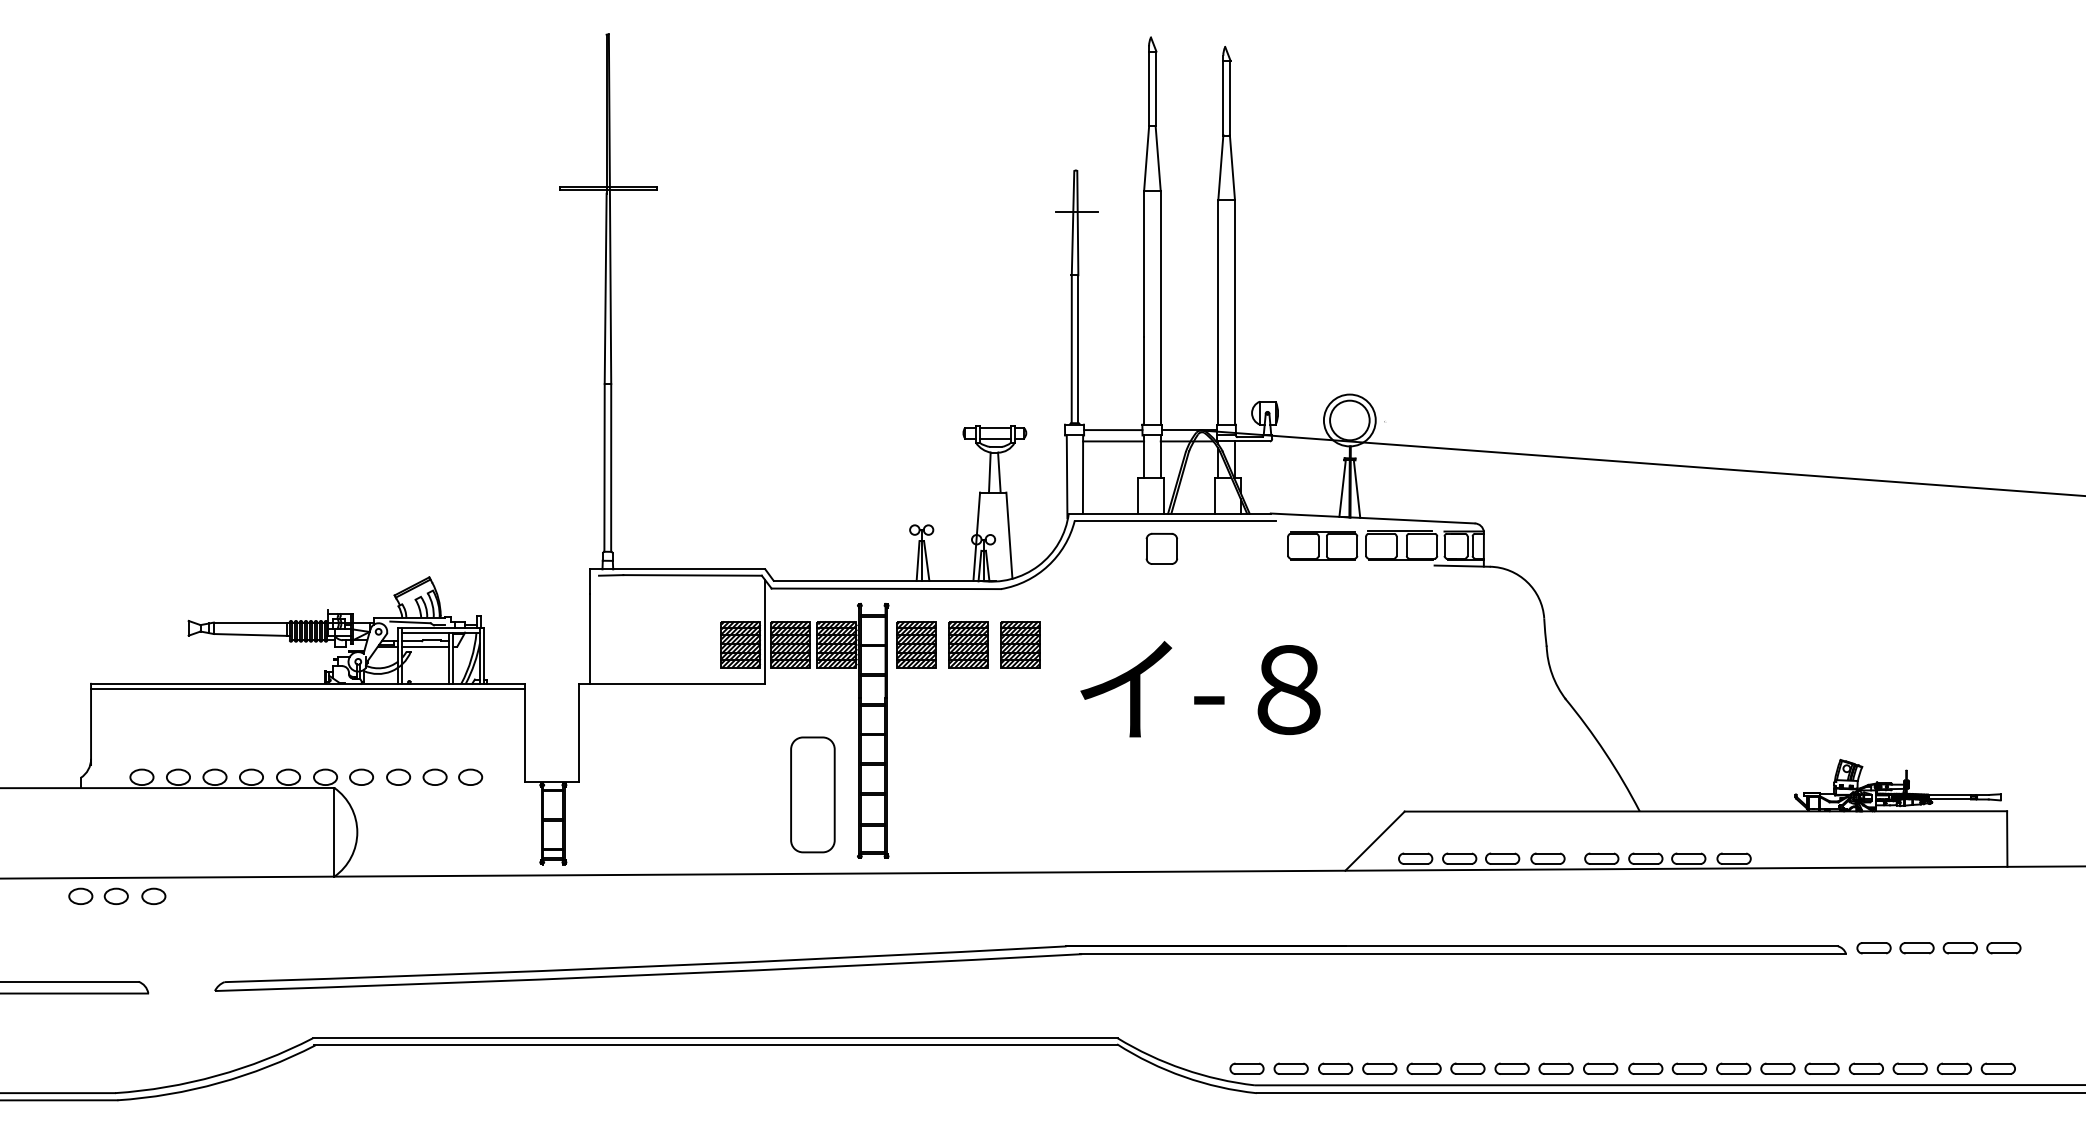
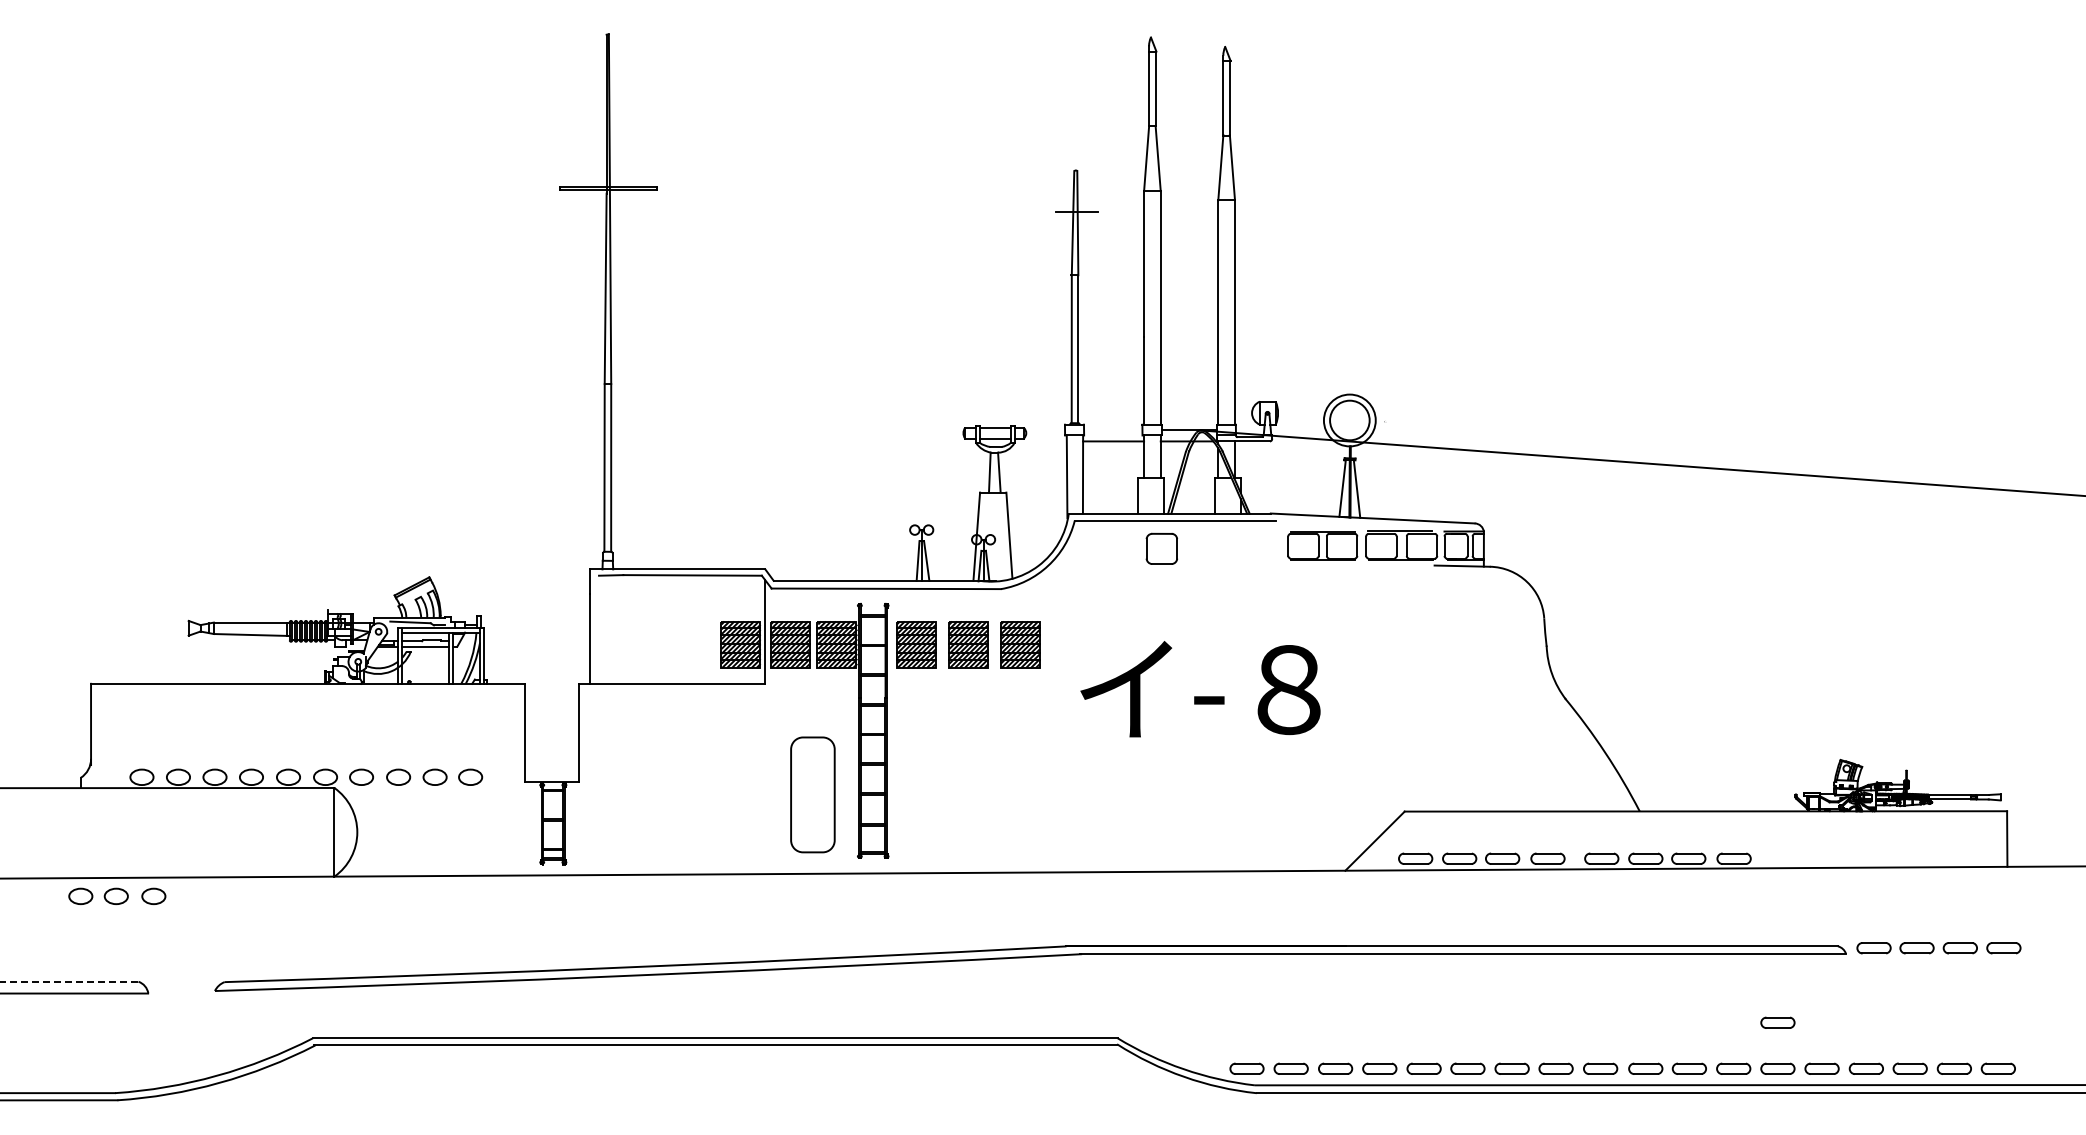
line: present -> none (1113, 430)
line: present -> none (308, 688)
line: solid -> dashed (69, 981)
part: none -> present (1777, 1022)
